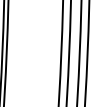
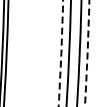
arc: solid -> dashed (61, 52)
arc: solid -> dashed (87, 53)
